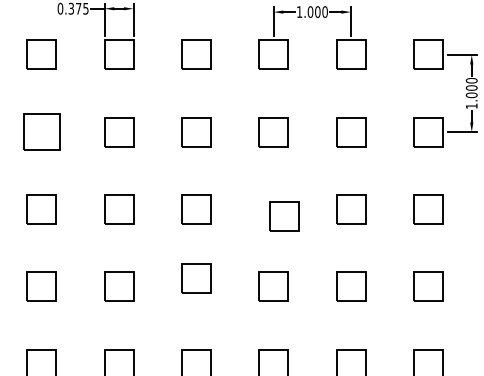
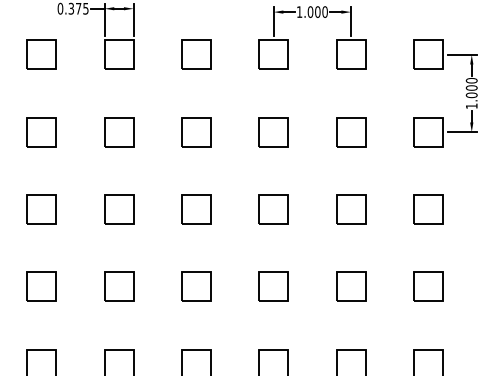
part size: 38x38 px -> 31x31 px (41, 132)
part position: (284, 216) -> (273, 209) (273, 209)
part position: (196, 278) -> (196, 286) (196, 286)
